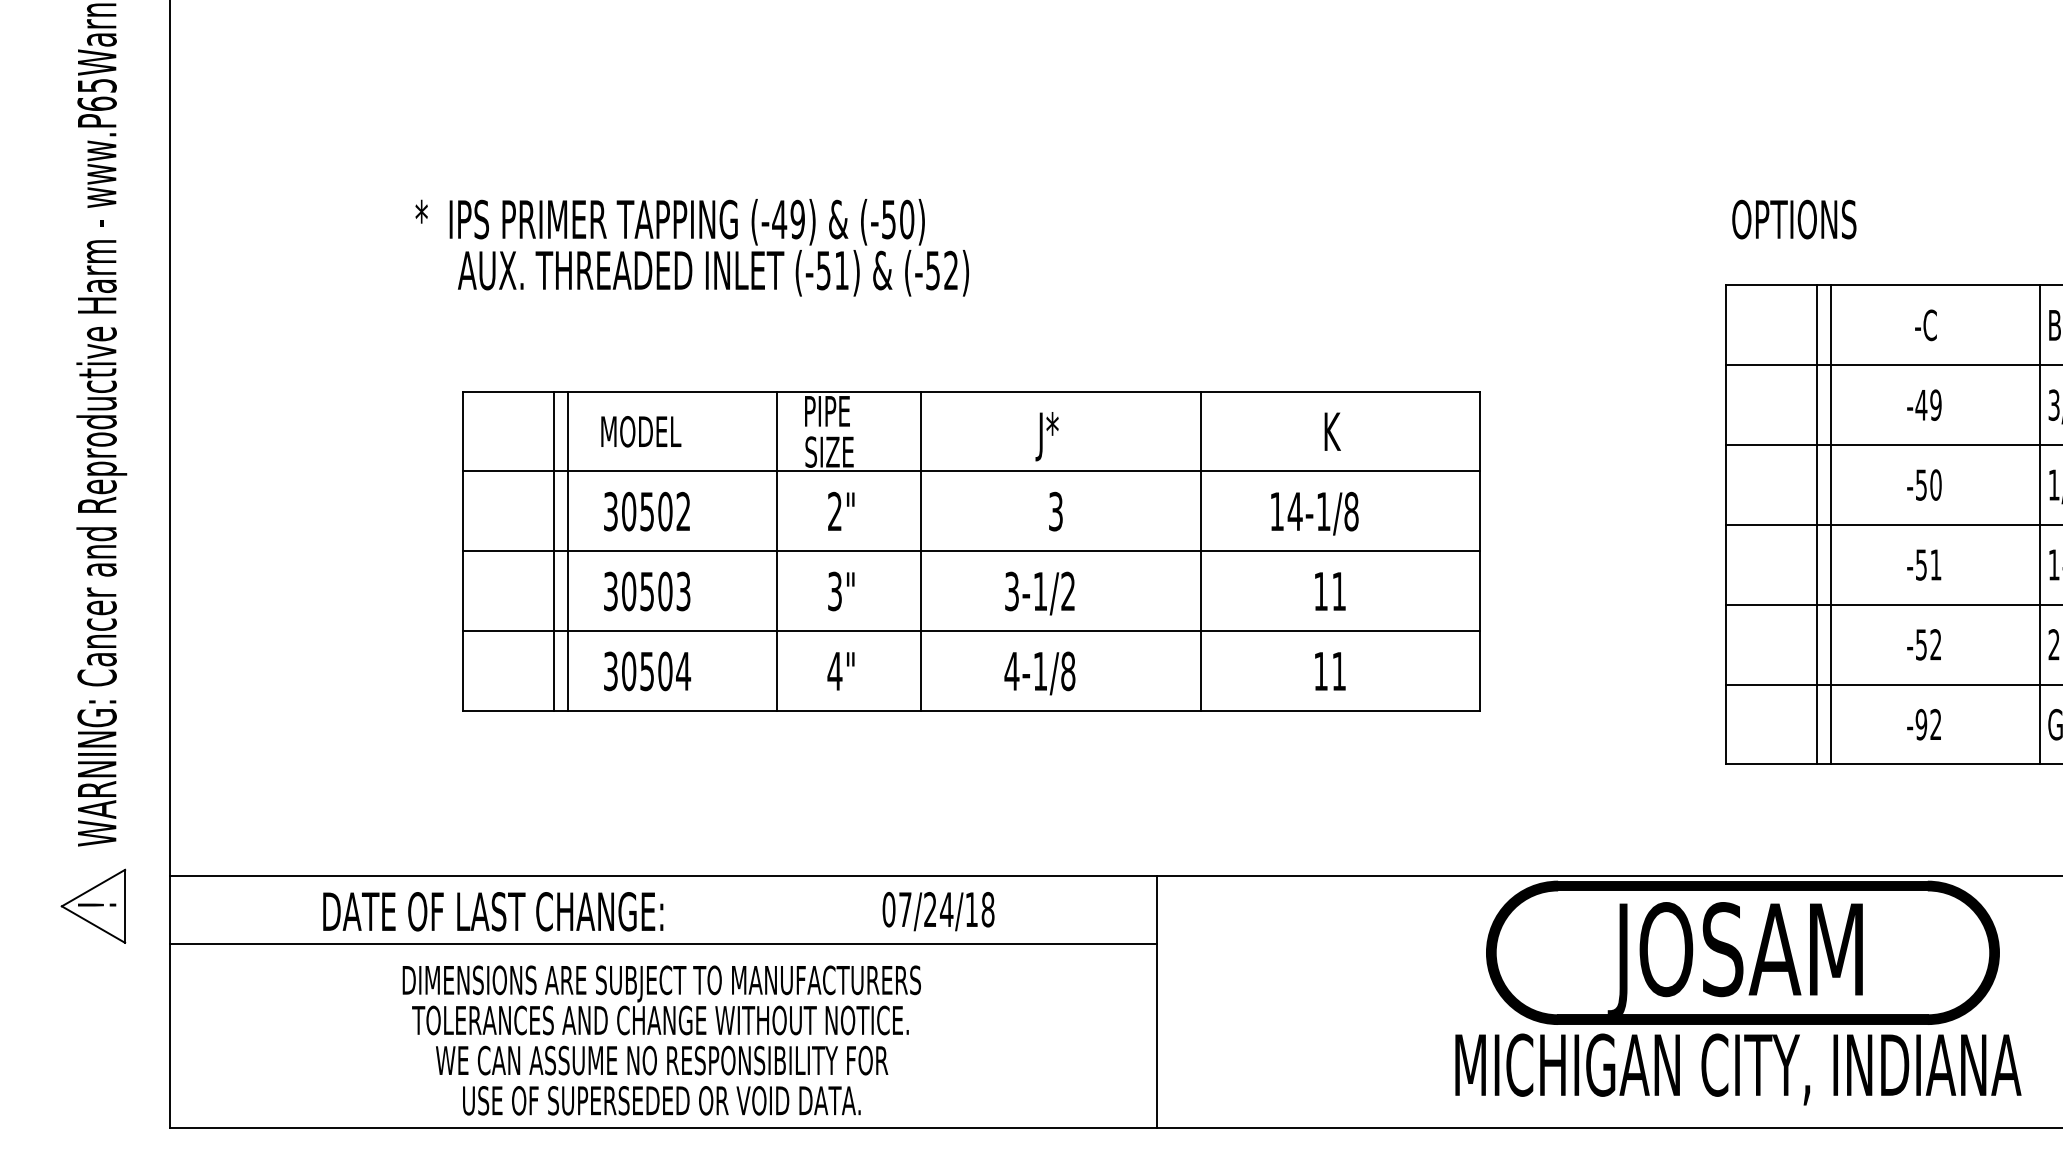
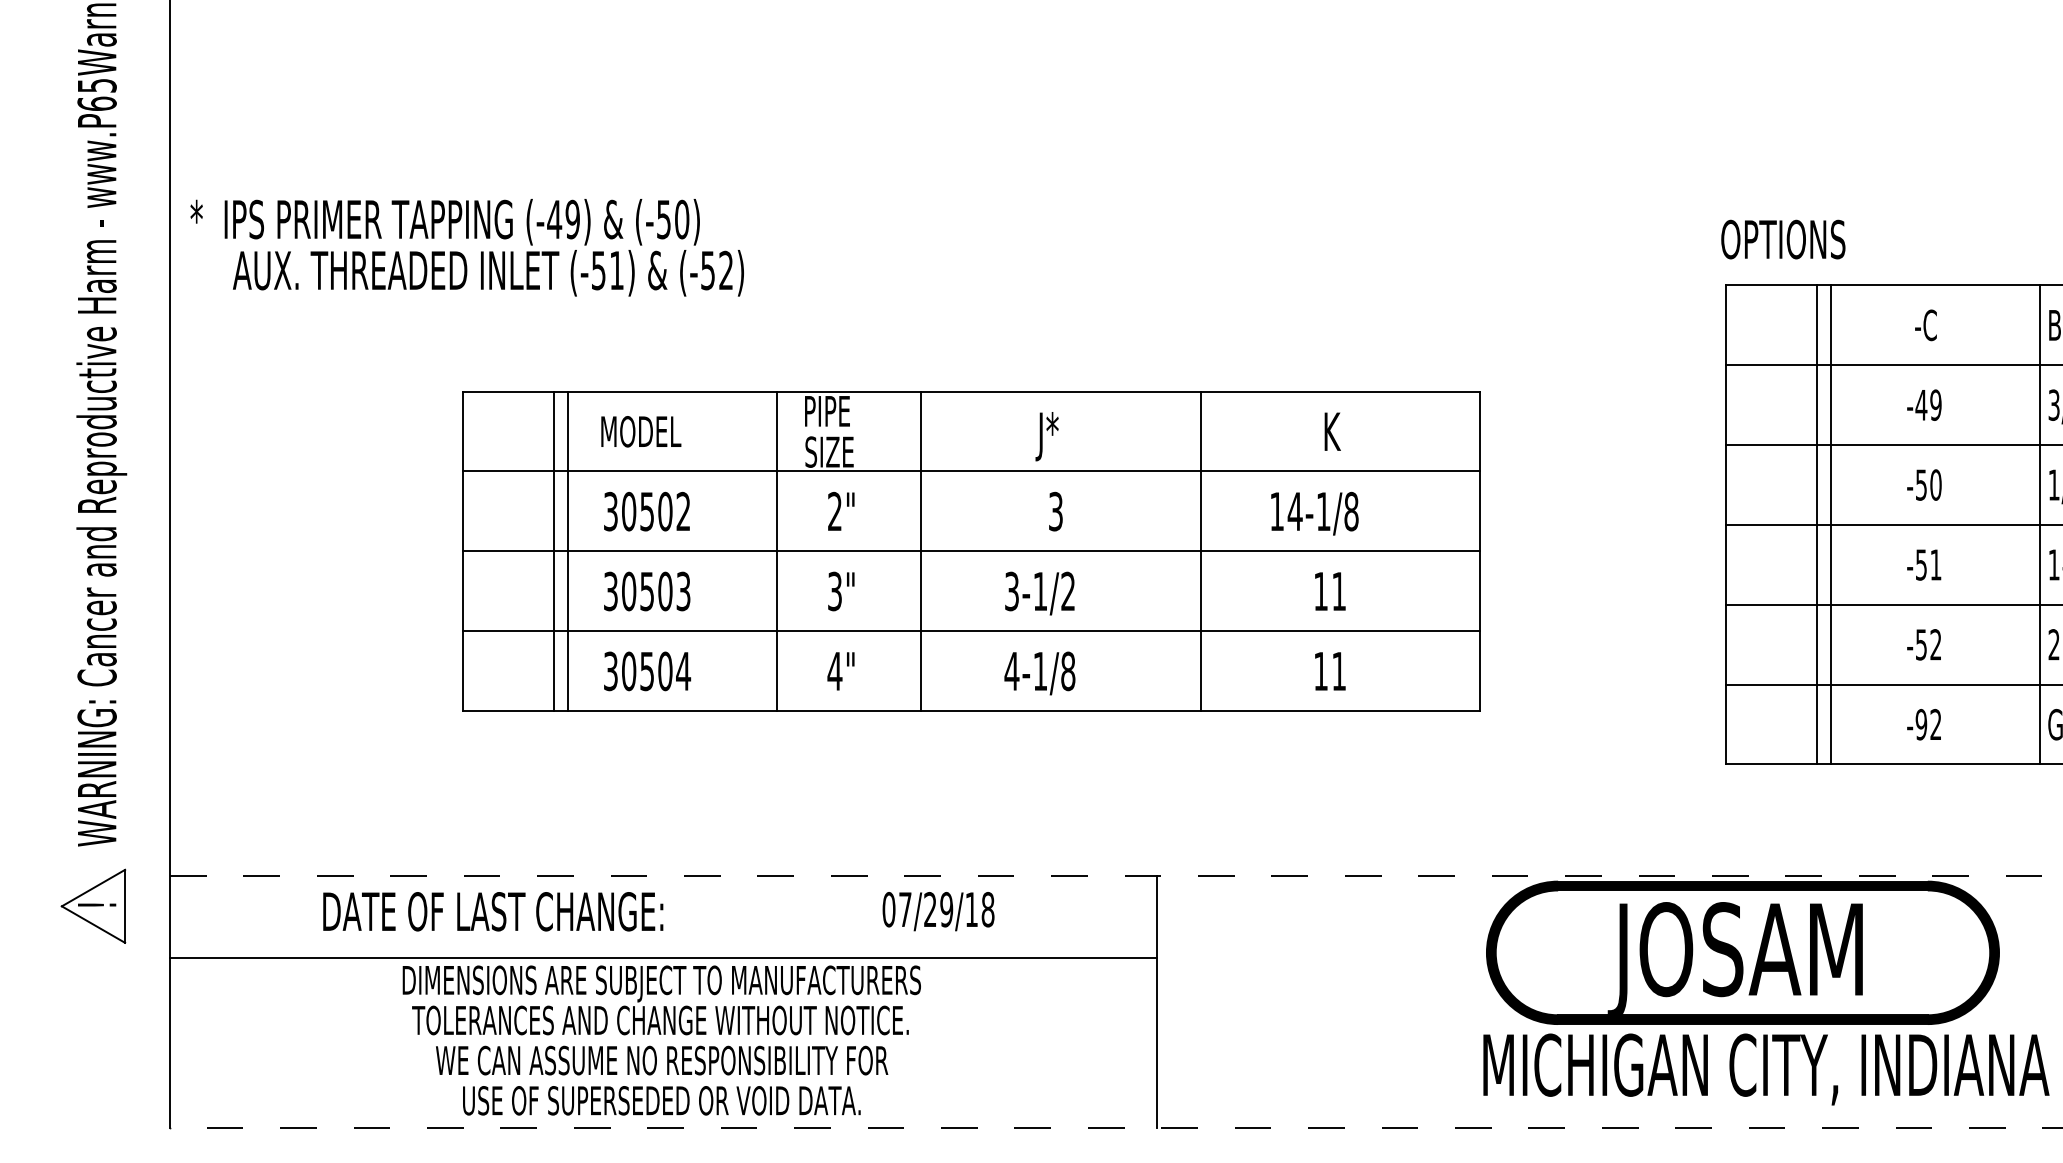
text position: (1794, 219) -> (1783, 239) (1783, 239)
text position: (691, 247) -> (466, 247) (466, 247)
line: solid -> dashed (1116, 875)
text: 07/24/18 -> 07/29/18 (946, 909)
line position: (663, 944) -> (663, 958) (663, 958)
text position: (1738, 1069) -> (1766, 1069) (1766, 1069)
line: solid -> dashed (1115, 1128)
